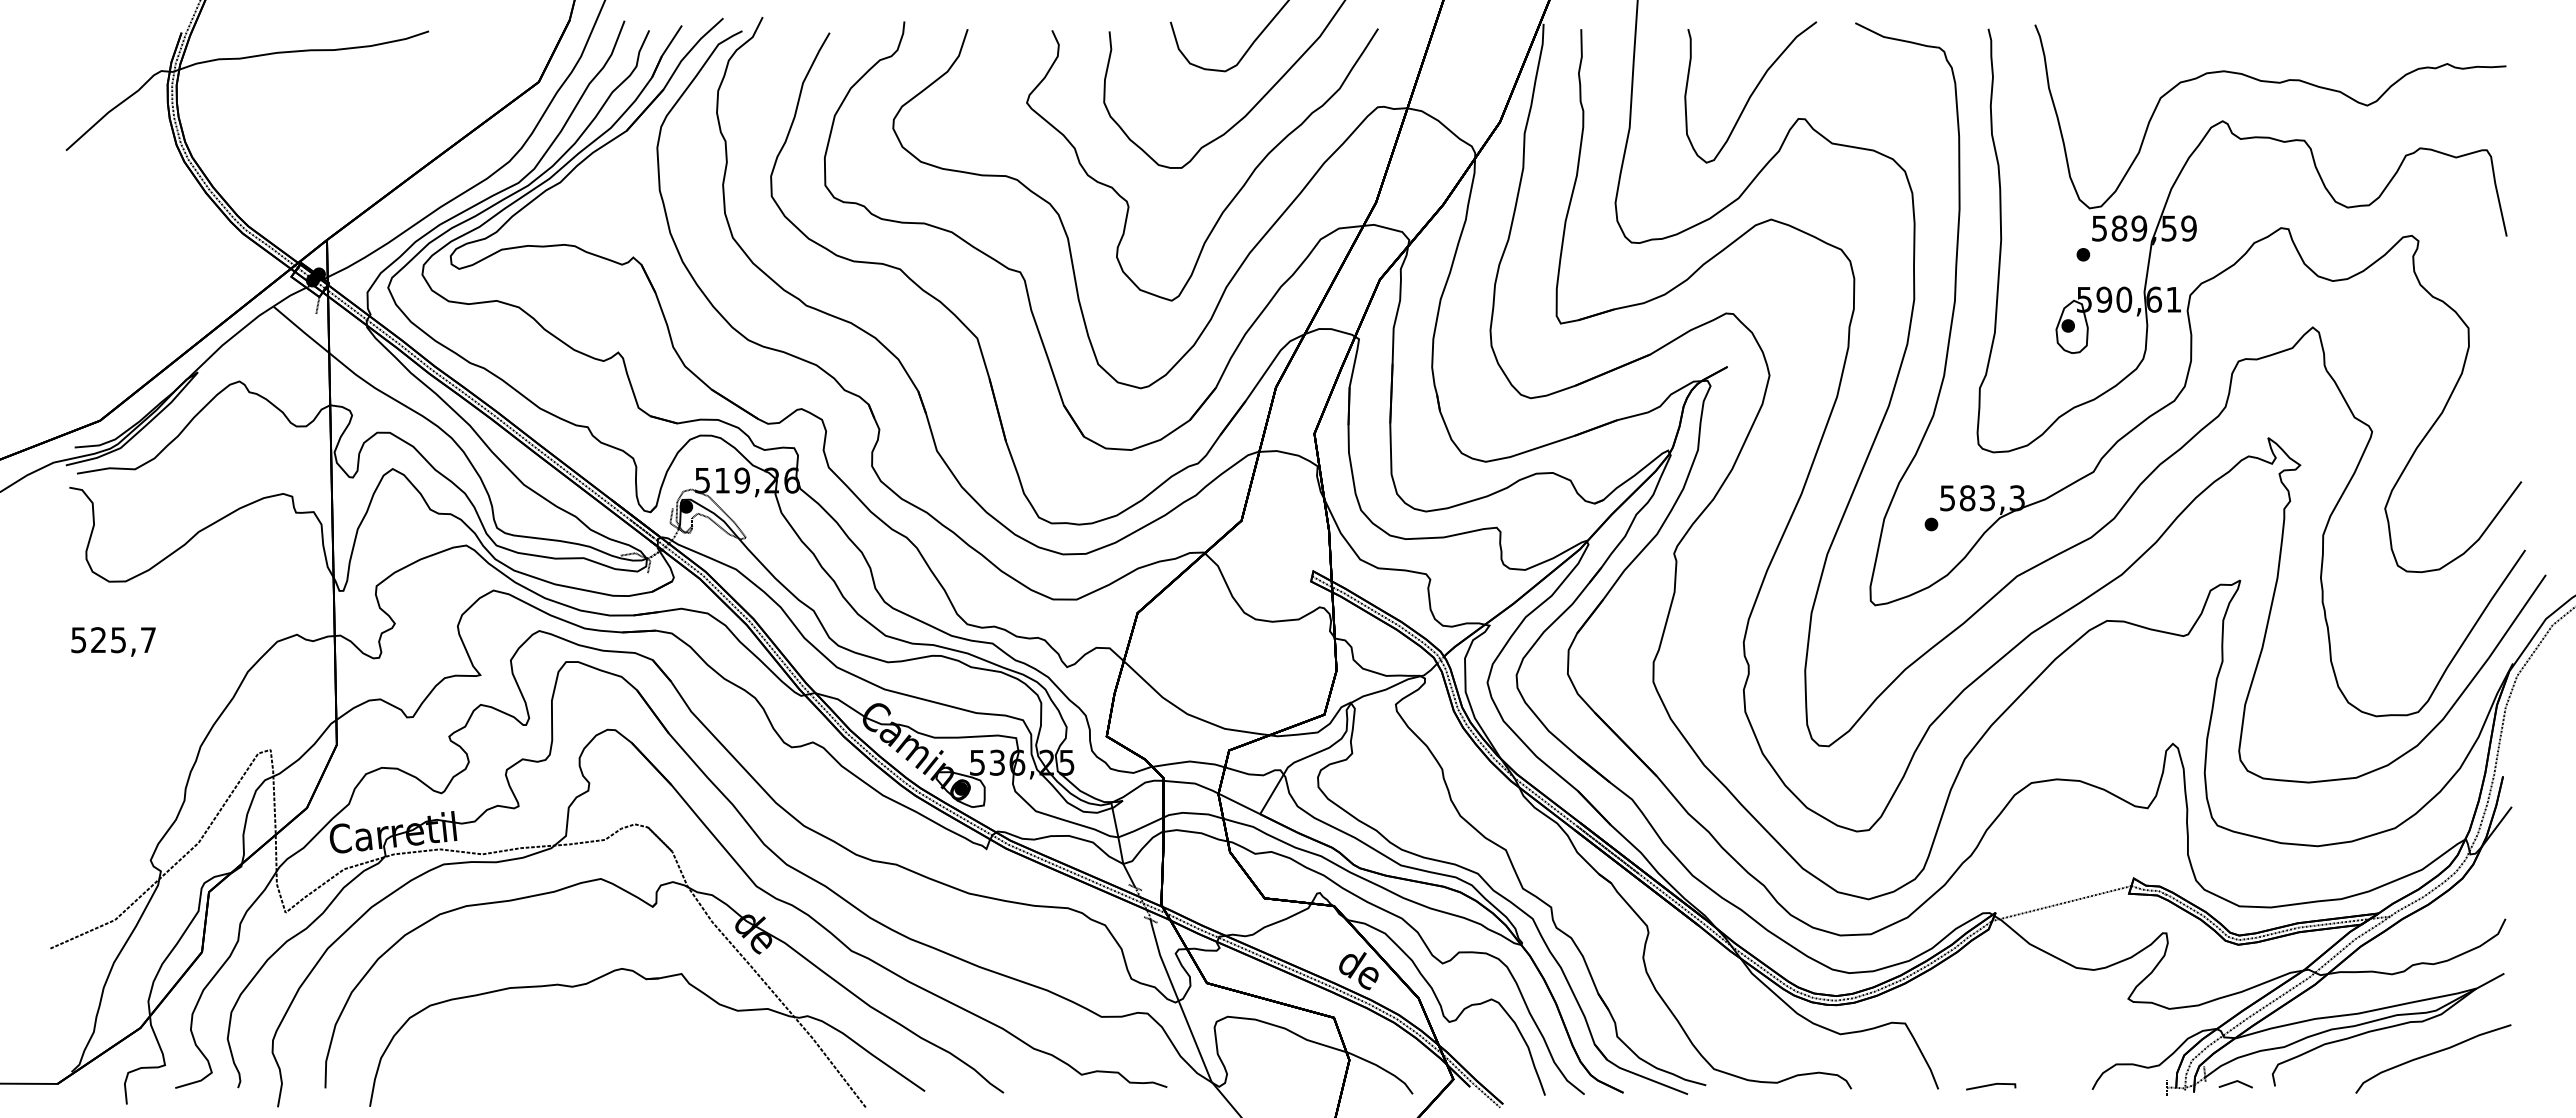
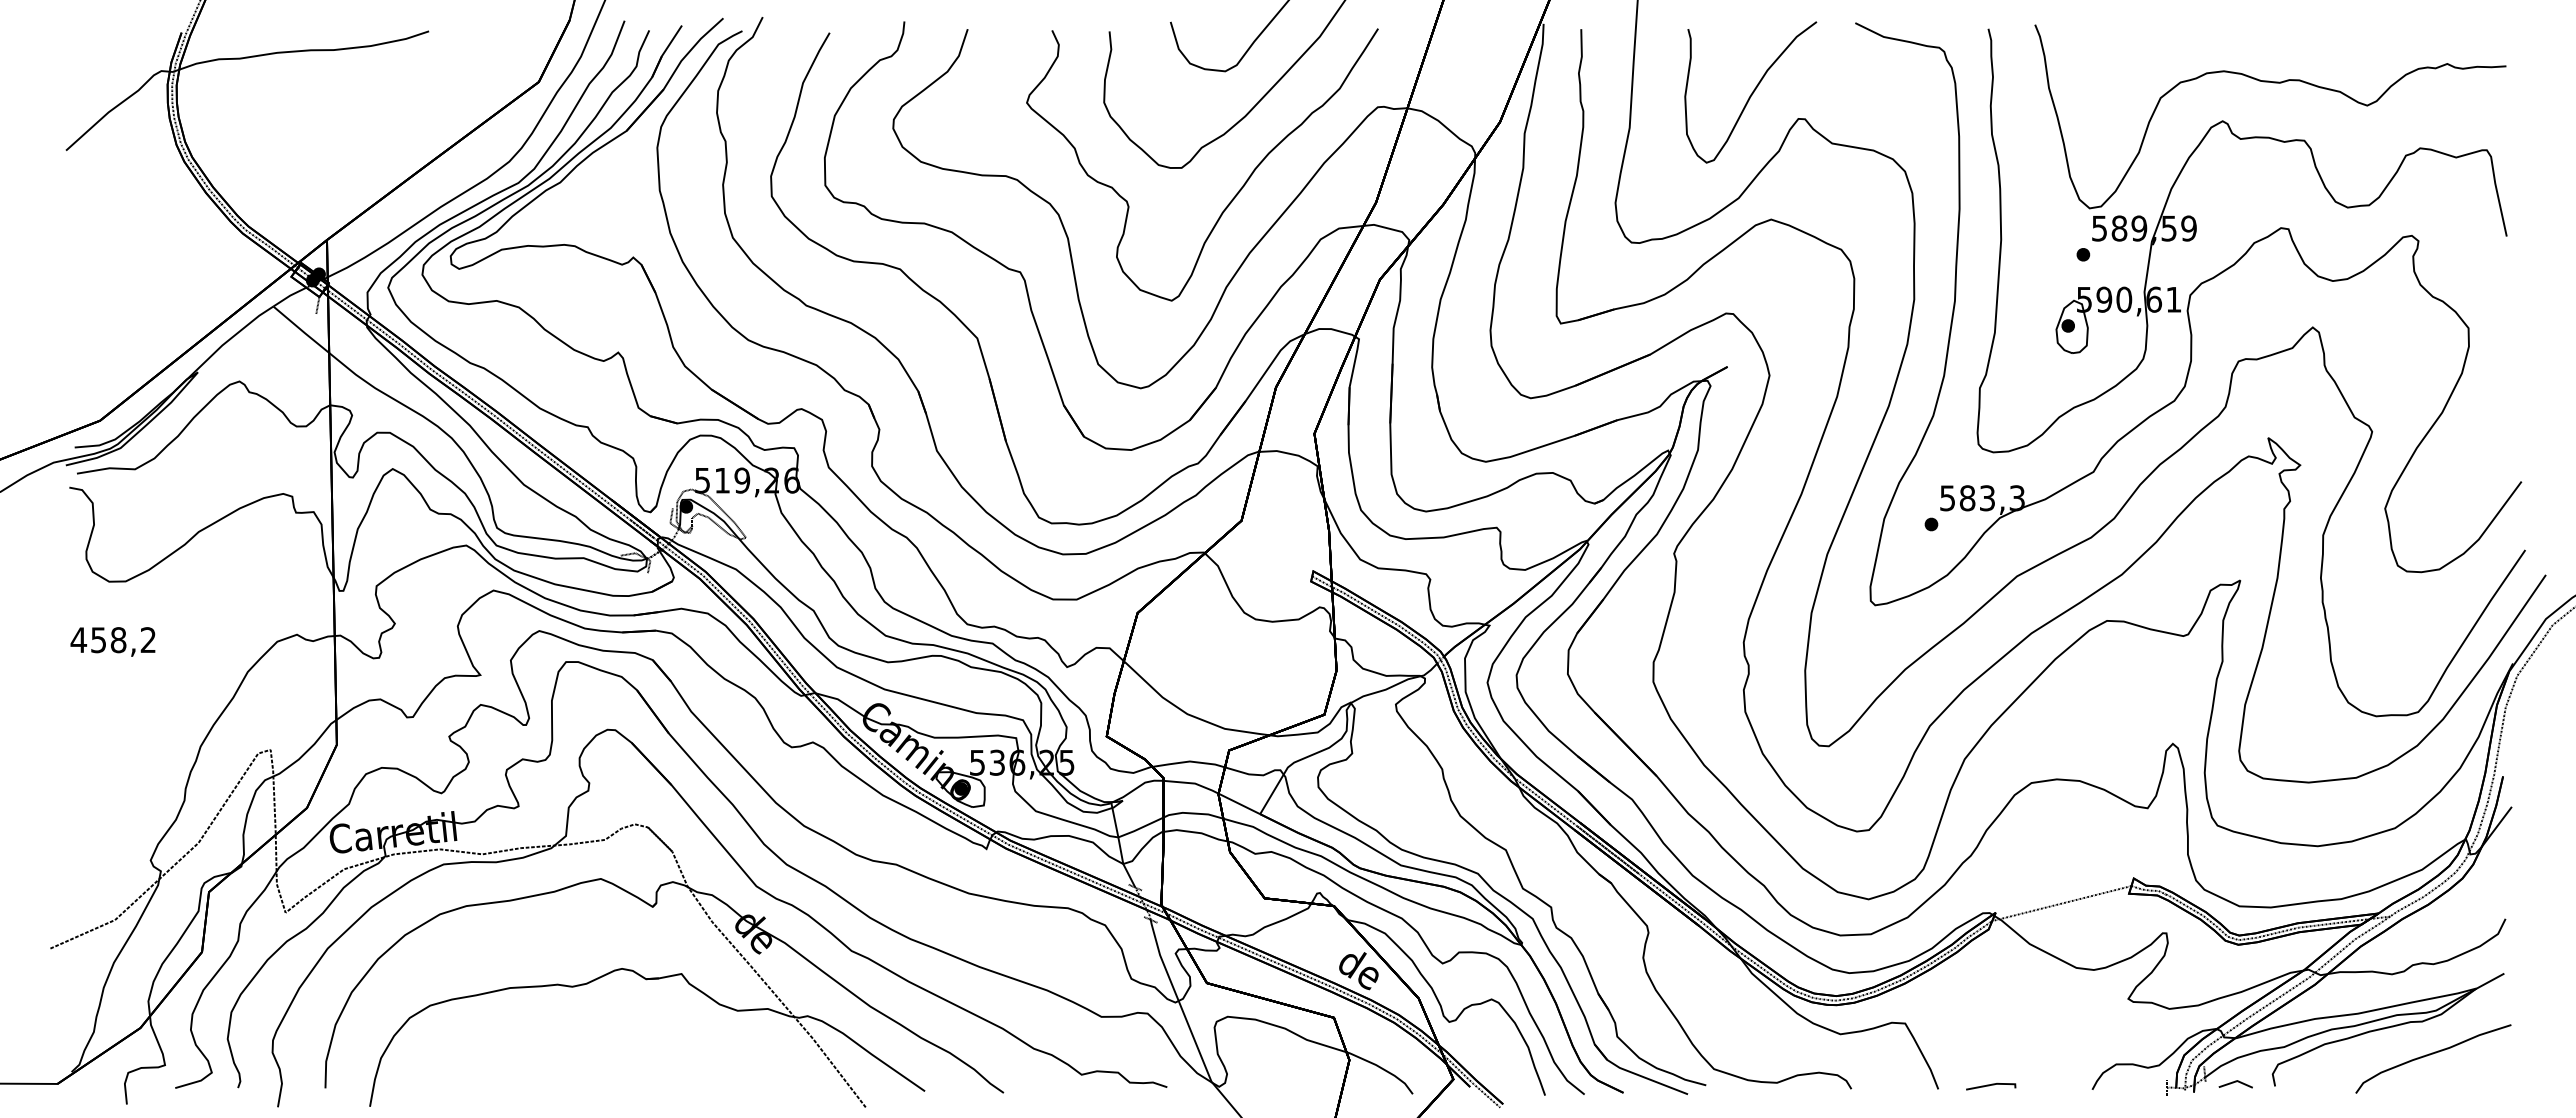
text: 525,7 -> 458,2 (112, 640)
